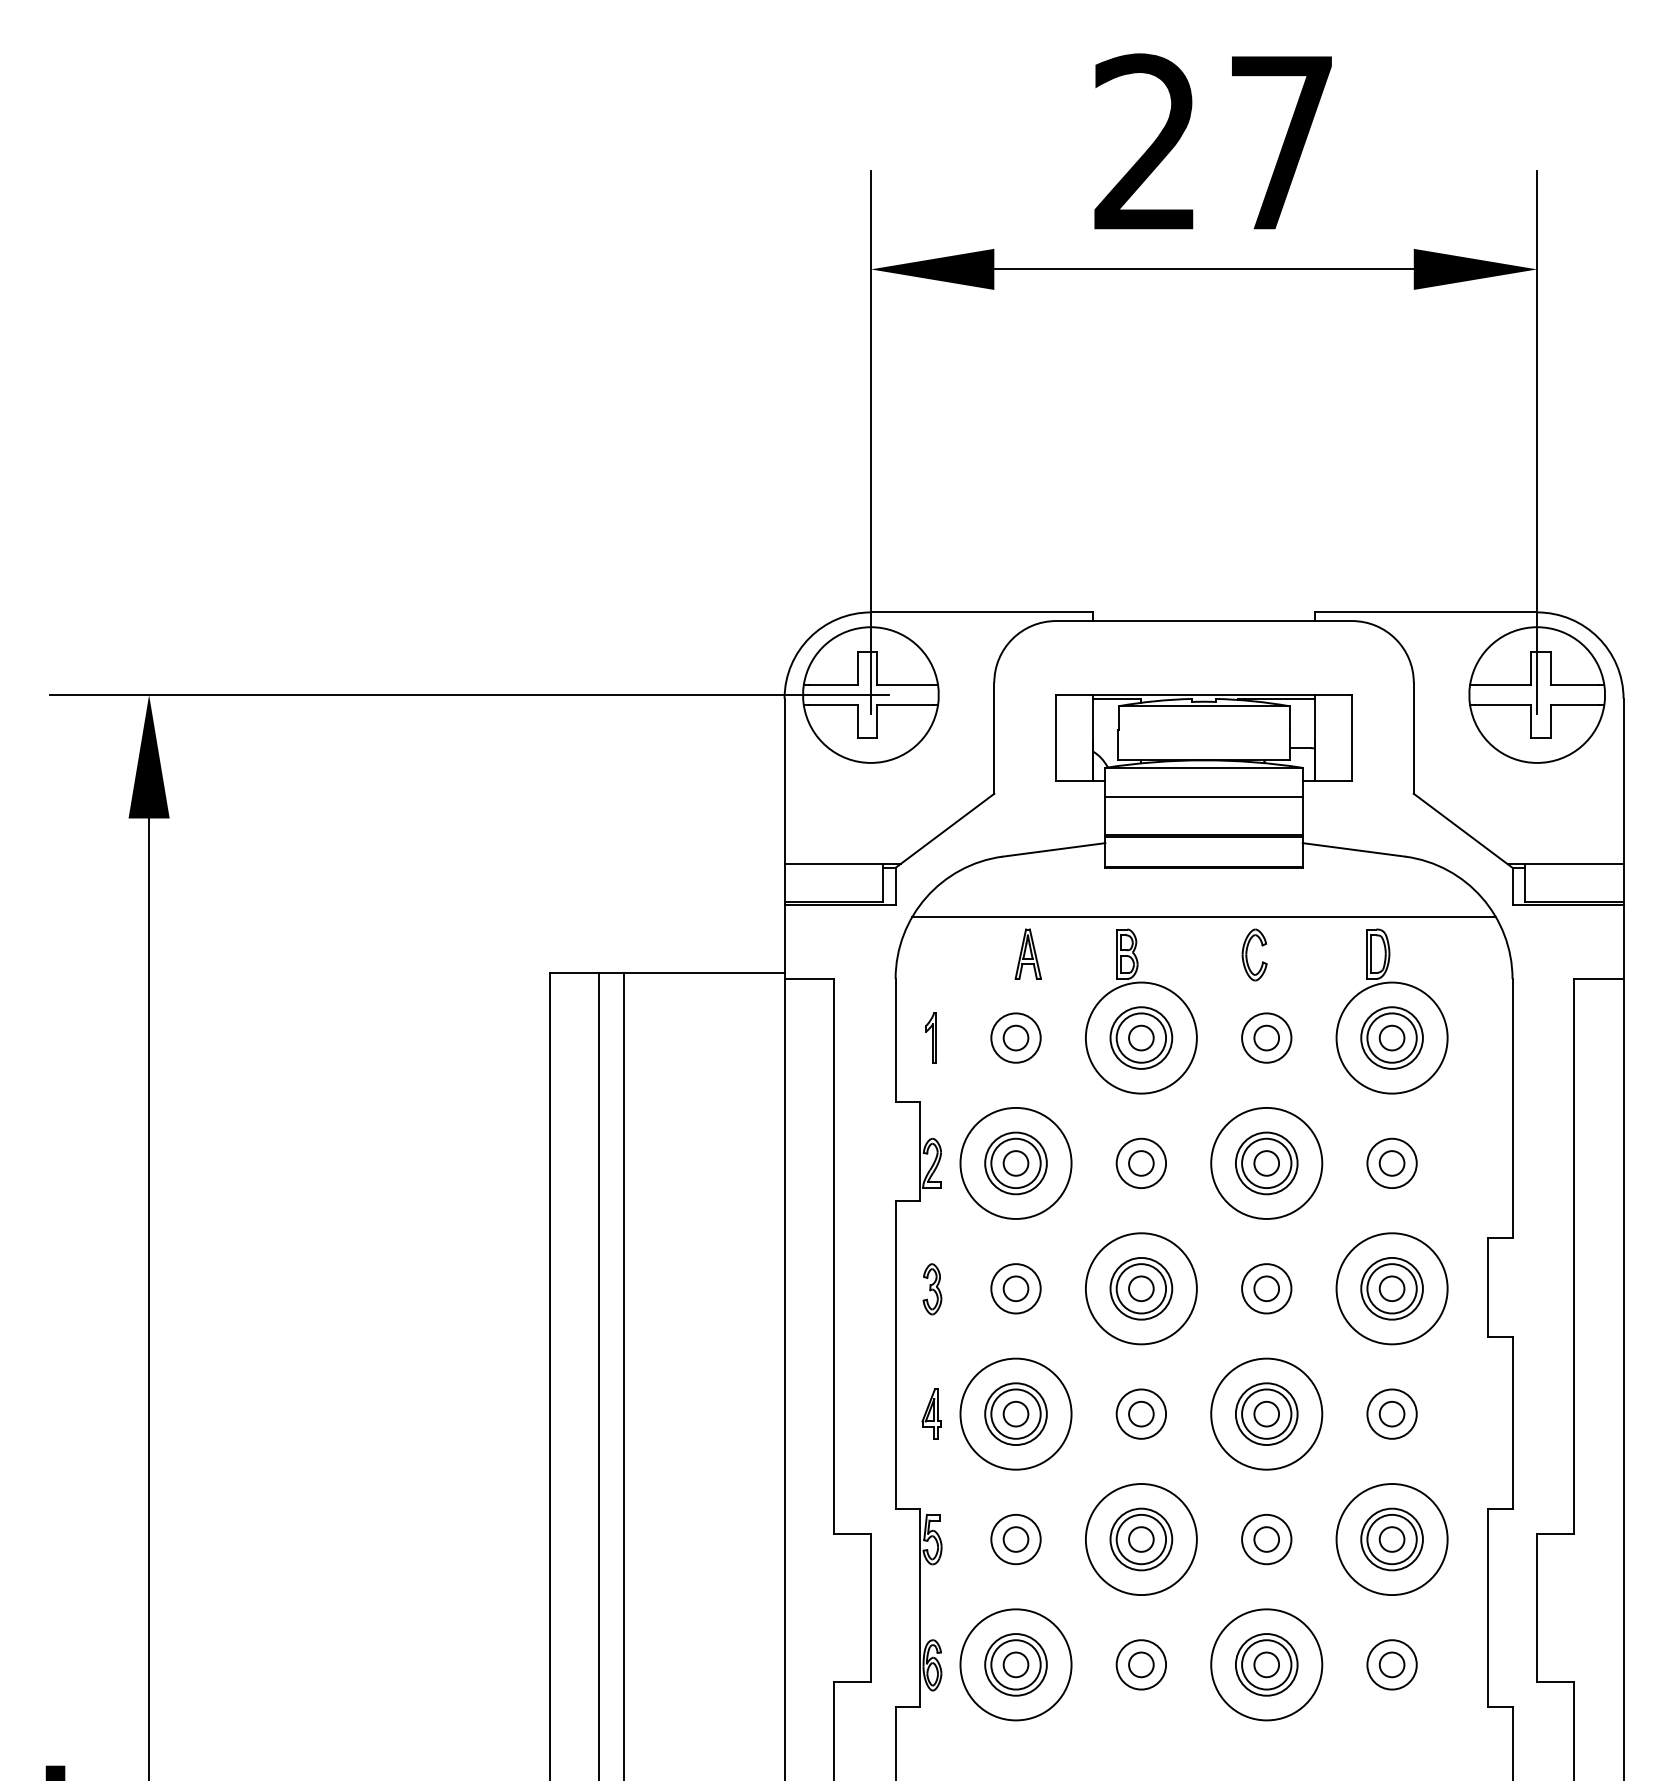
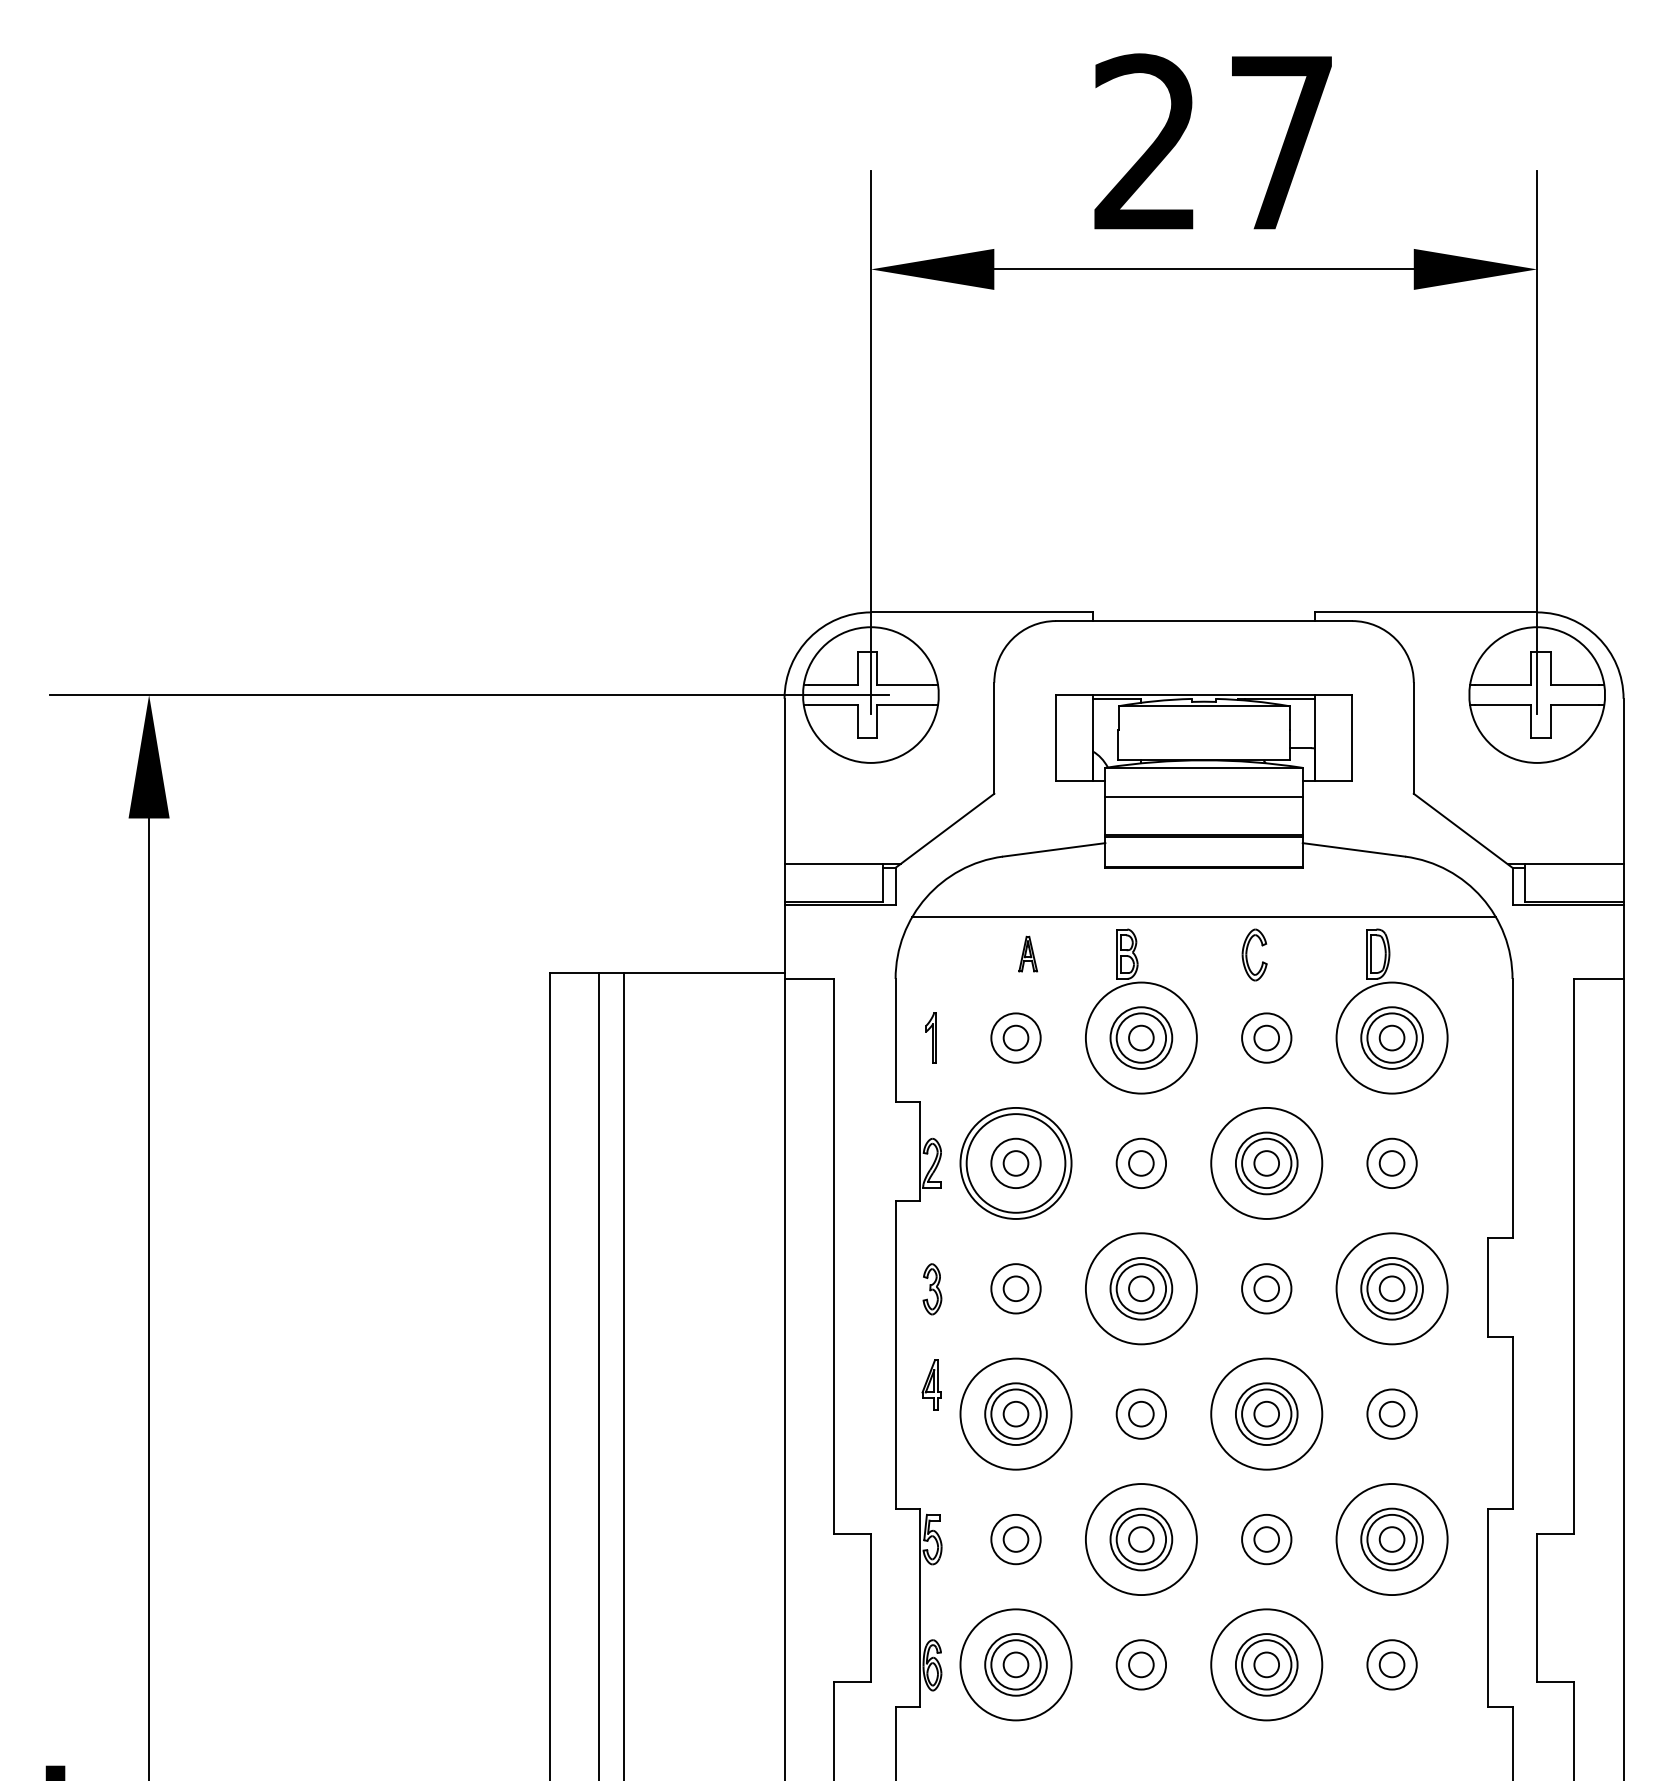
part size: 28x52 px -> 20x38 px (1027, 953)
circle diameter: 62 px -> 99 px (1015, 1163)
part position: (931, 1413) -> (931, 1384) (931, 1384)
